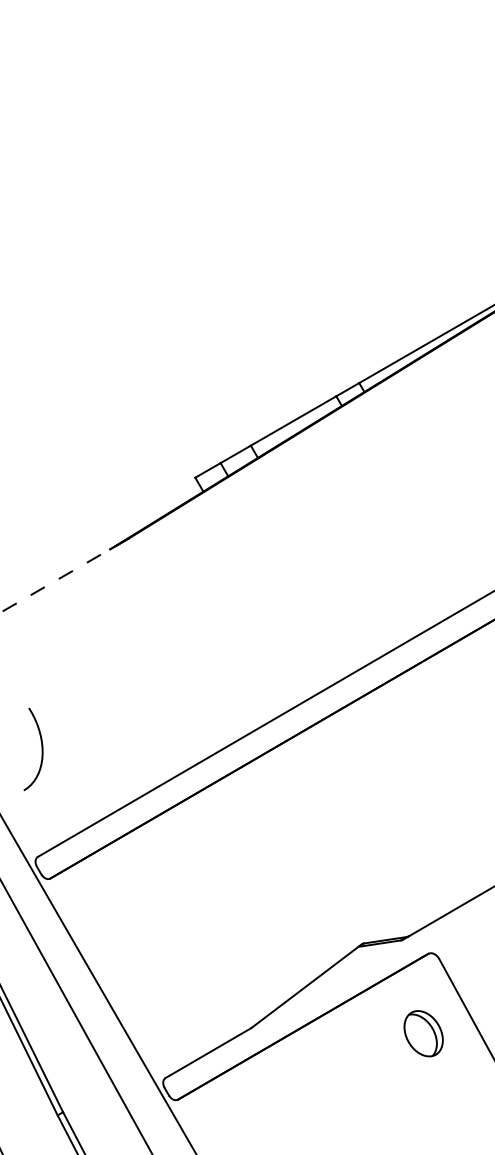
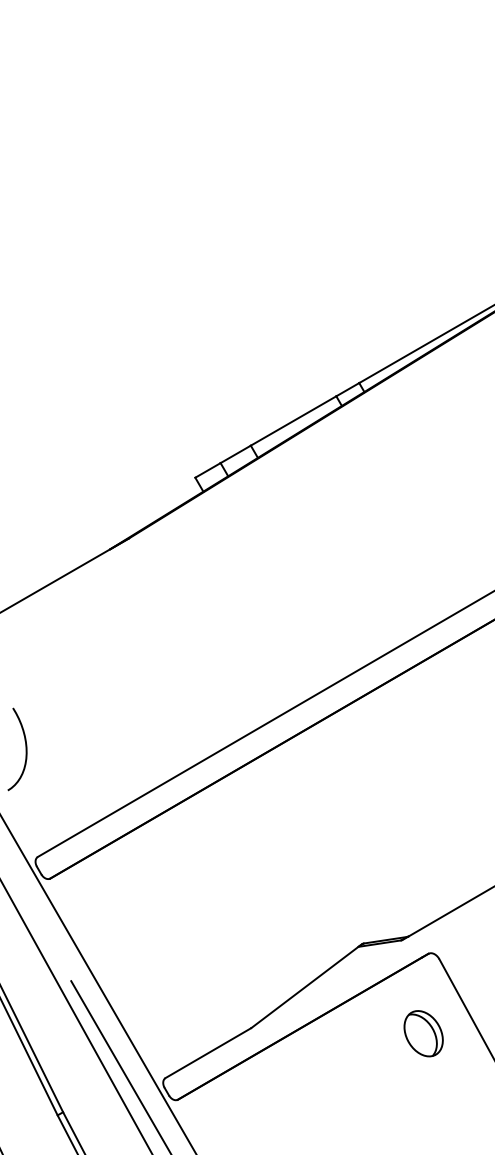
line: dashed -> solid (64, 575)
curve position: (41, 749) -> (25, 749) (25, 749)
line: none -> present (120, 1066)
